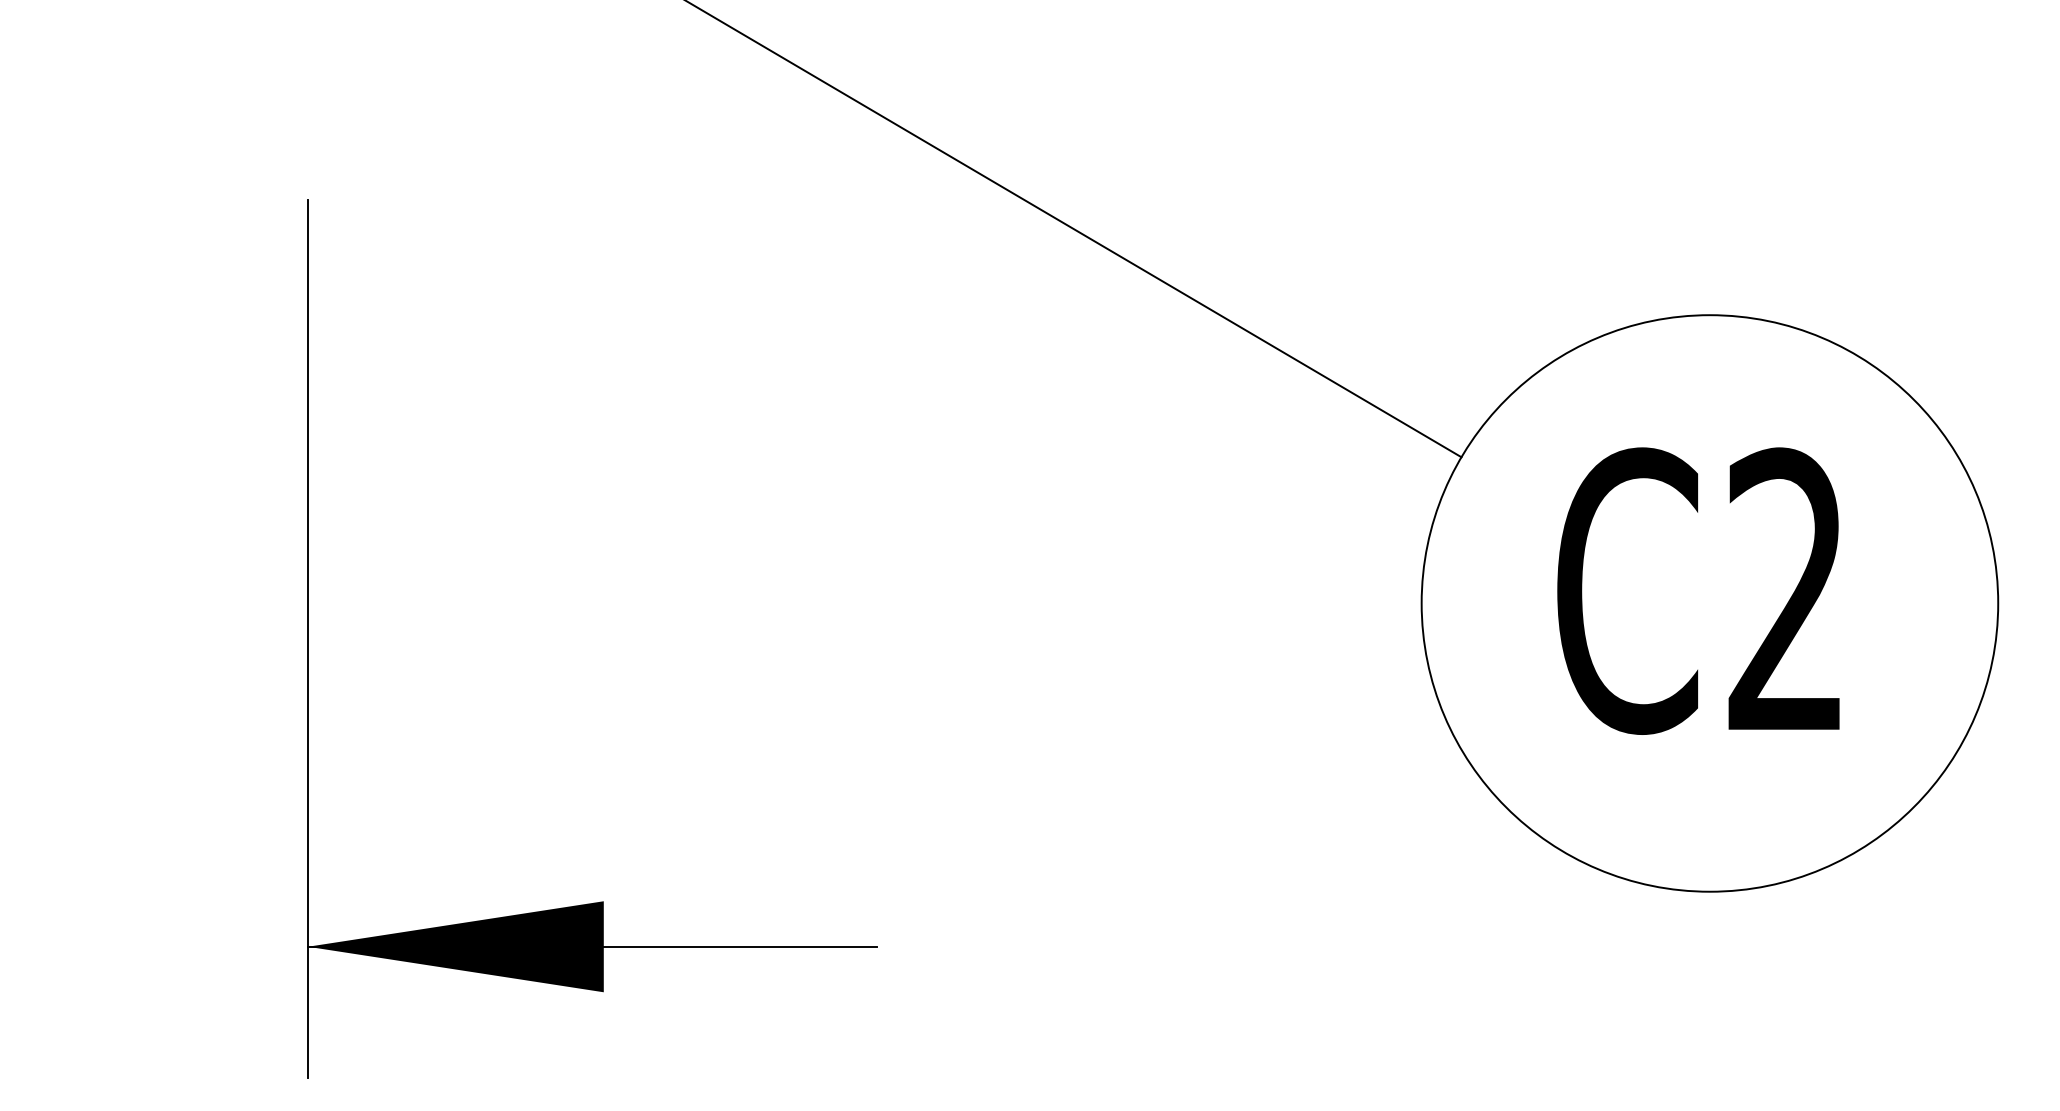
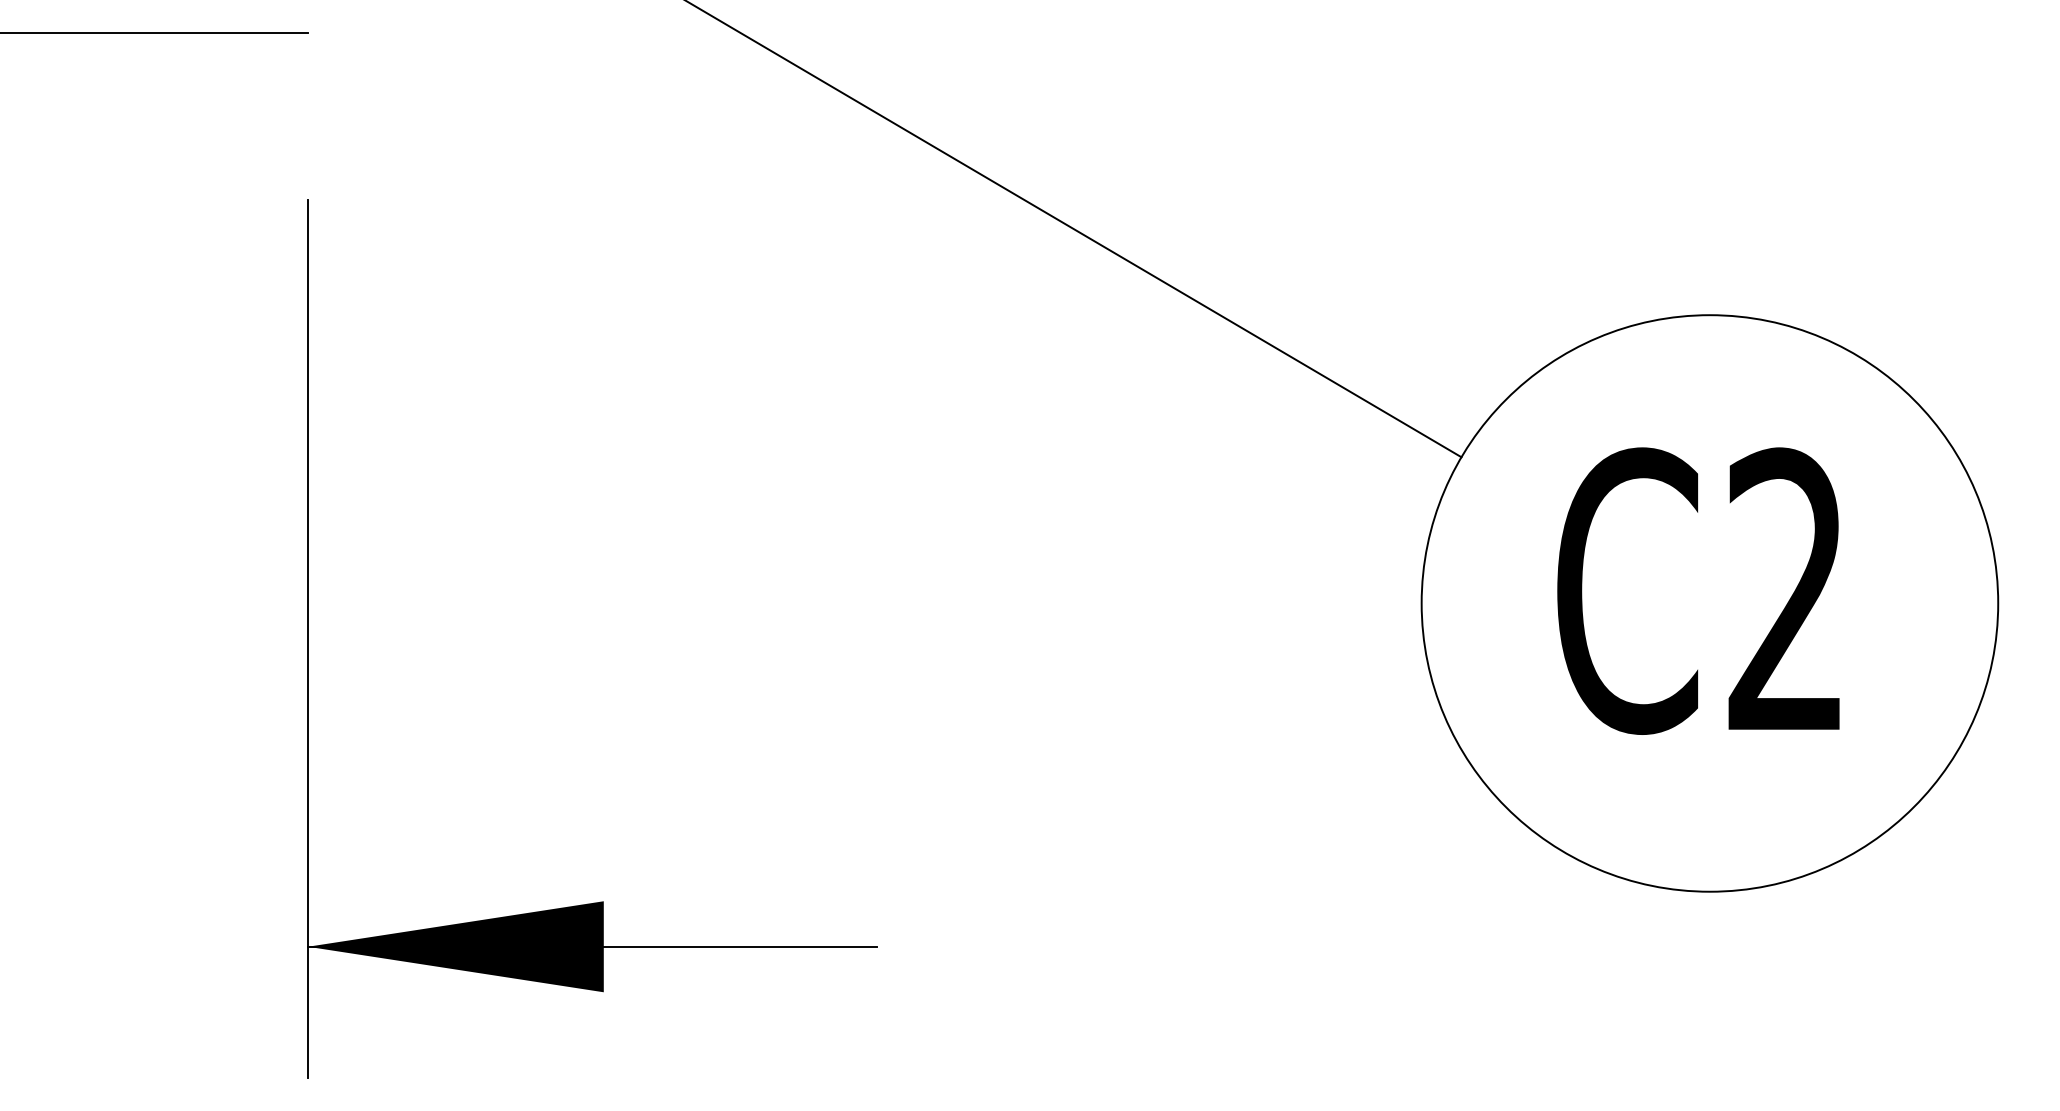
line: none -> present (154, 33)
